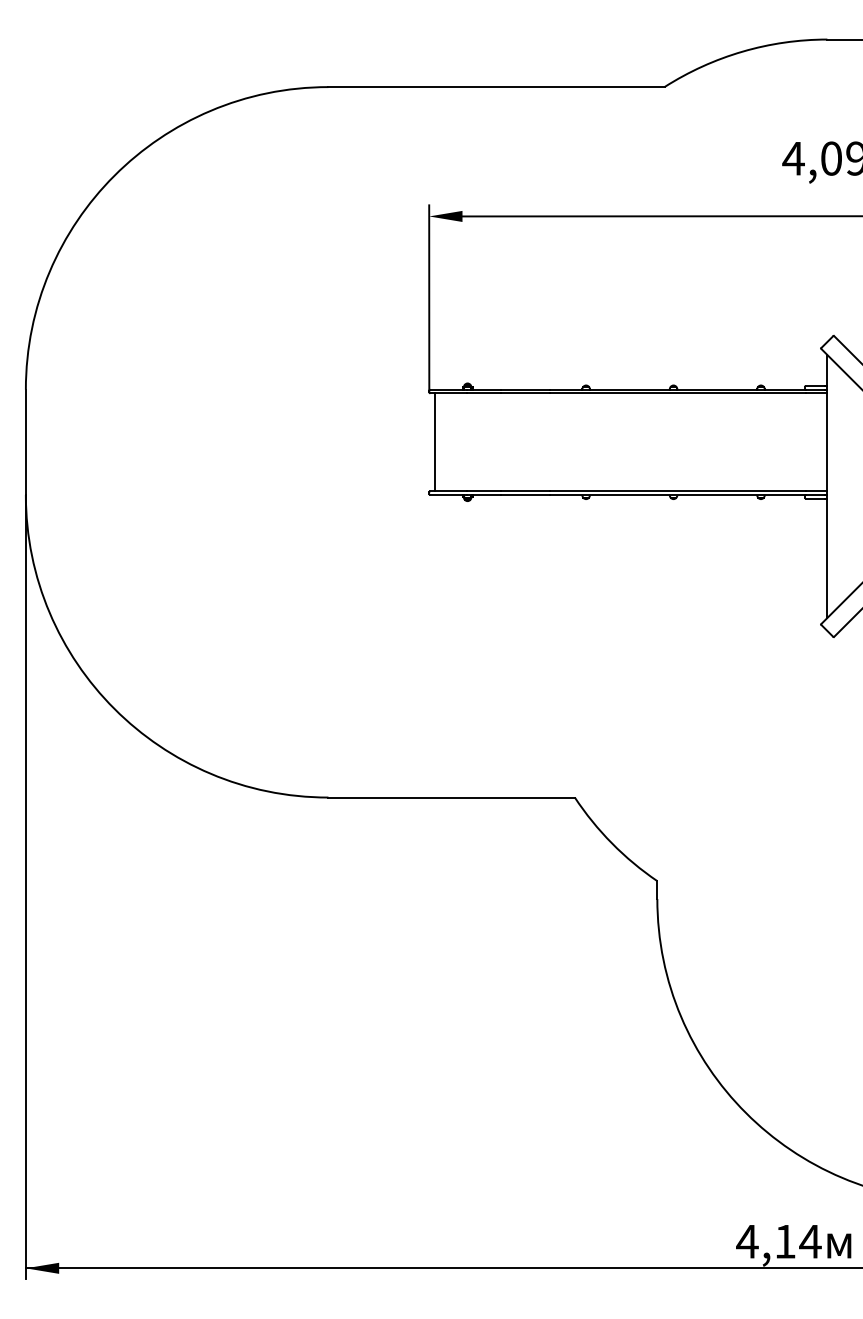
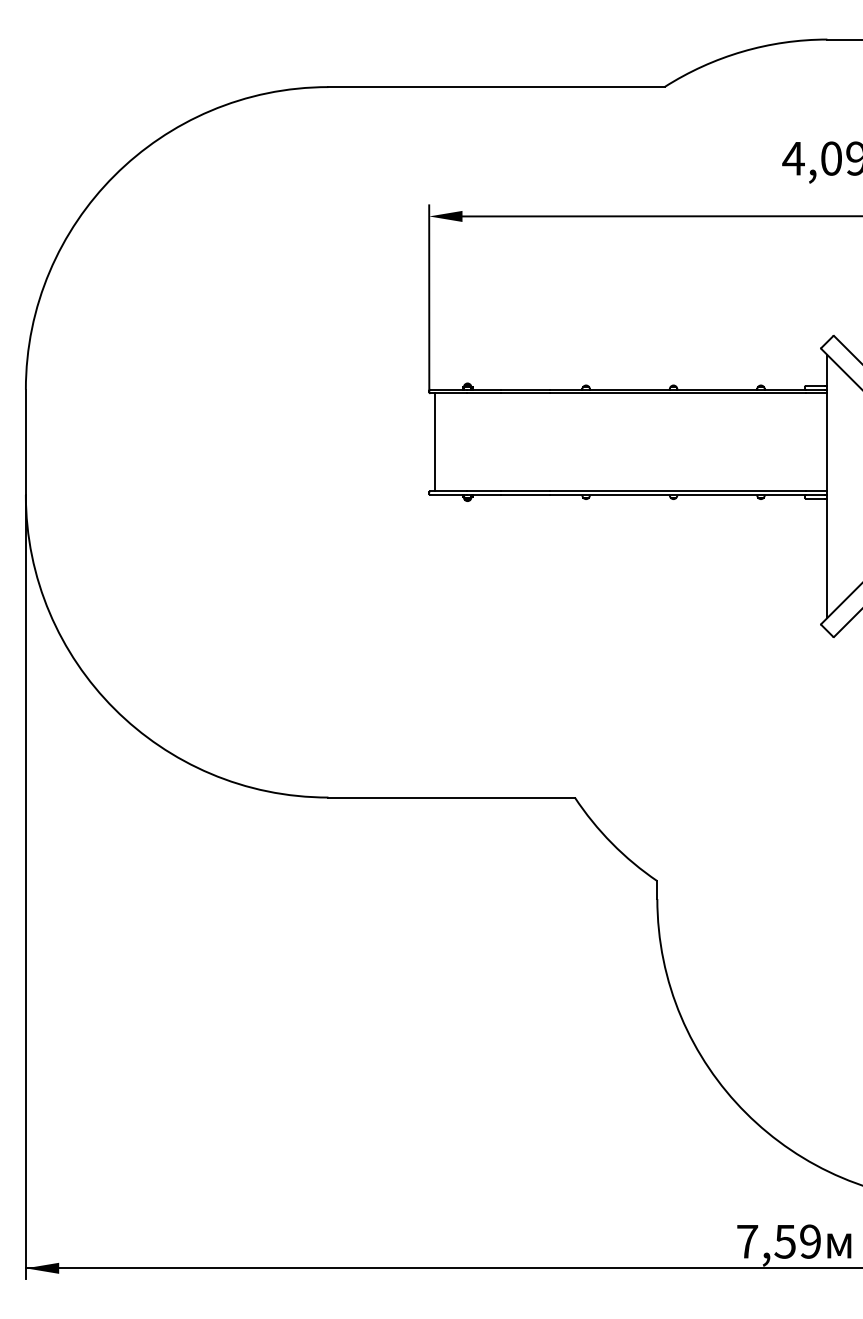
text: 4,14 -> 7,59 (778, 1241)
